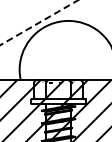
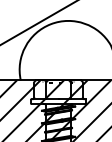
line: dashed -> solid (38, 22)
